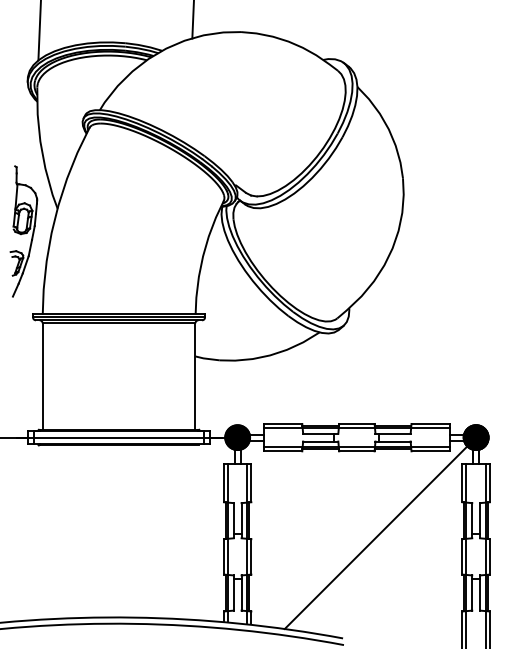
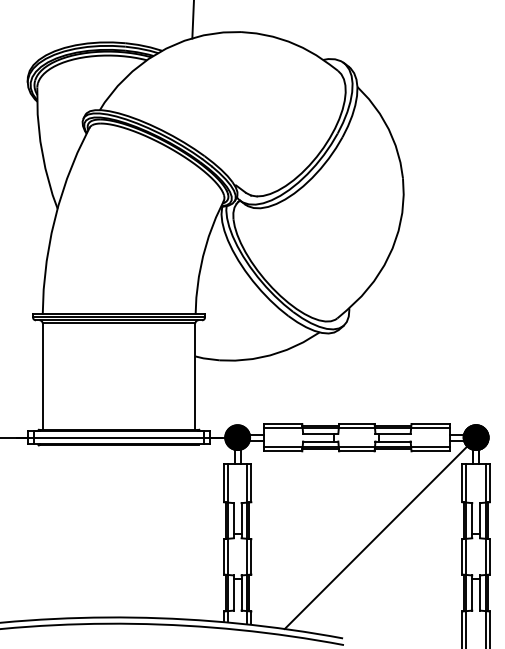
line: present -> none (39, 31)
part: present -> none (23, 231)
